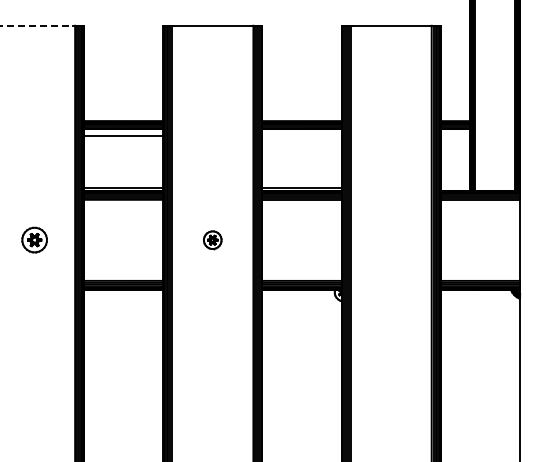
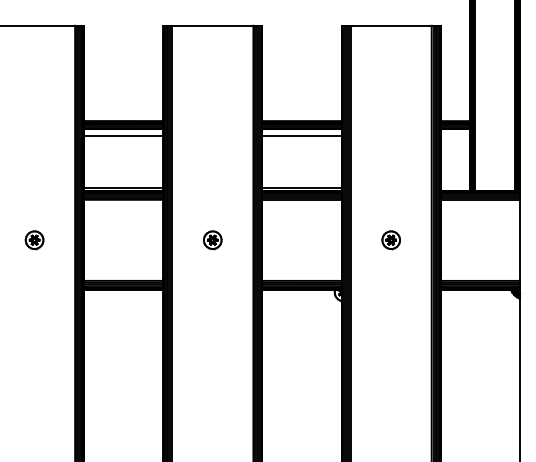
line: dashed -> solid (36, 25)
line: none -> present (301, 135)
part size: 27x28 px -> 21x21 px (34, 240)
part: none -> present (390, 240)
